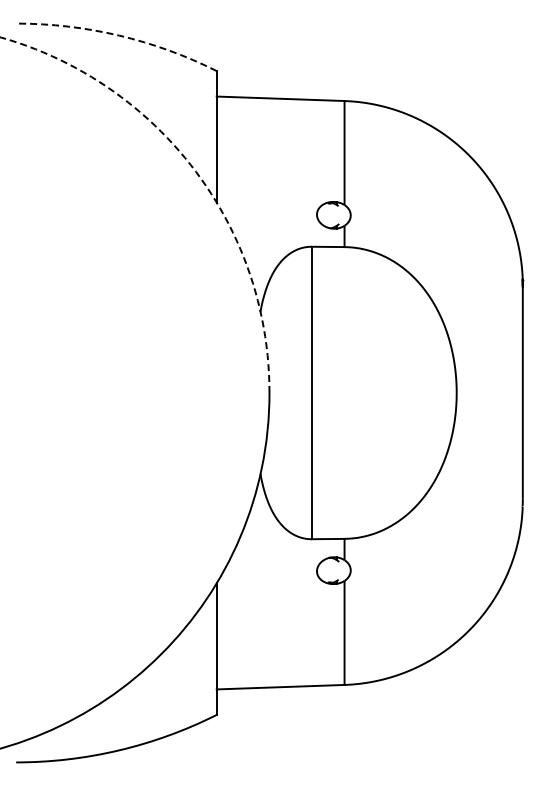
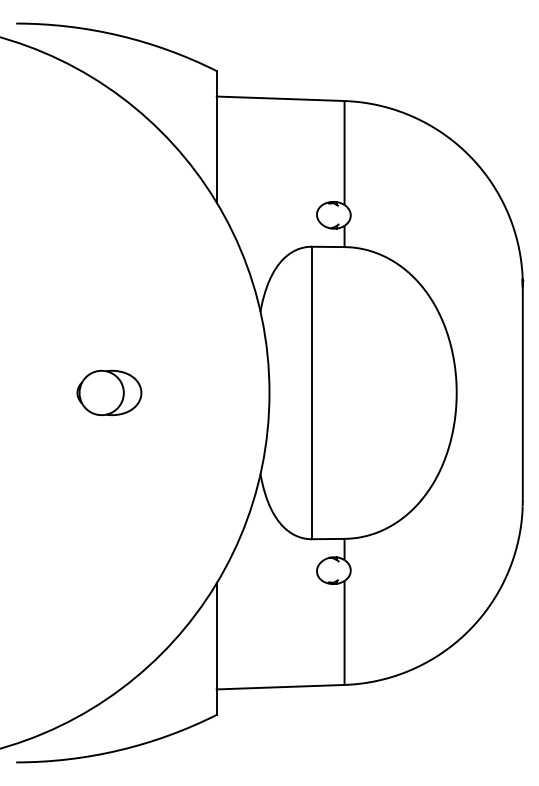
arc: dashed -> solid (119, 35)
arc: dashed -> solid (194, 170)
part: none -> present (109, 392)
